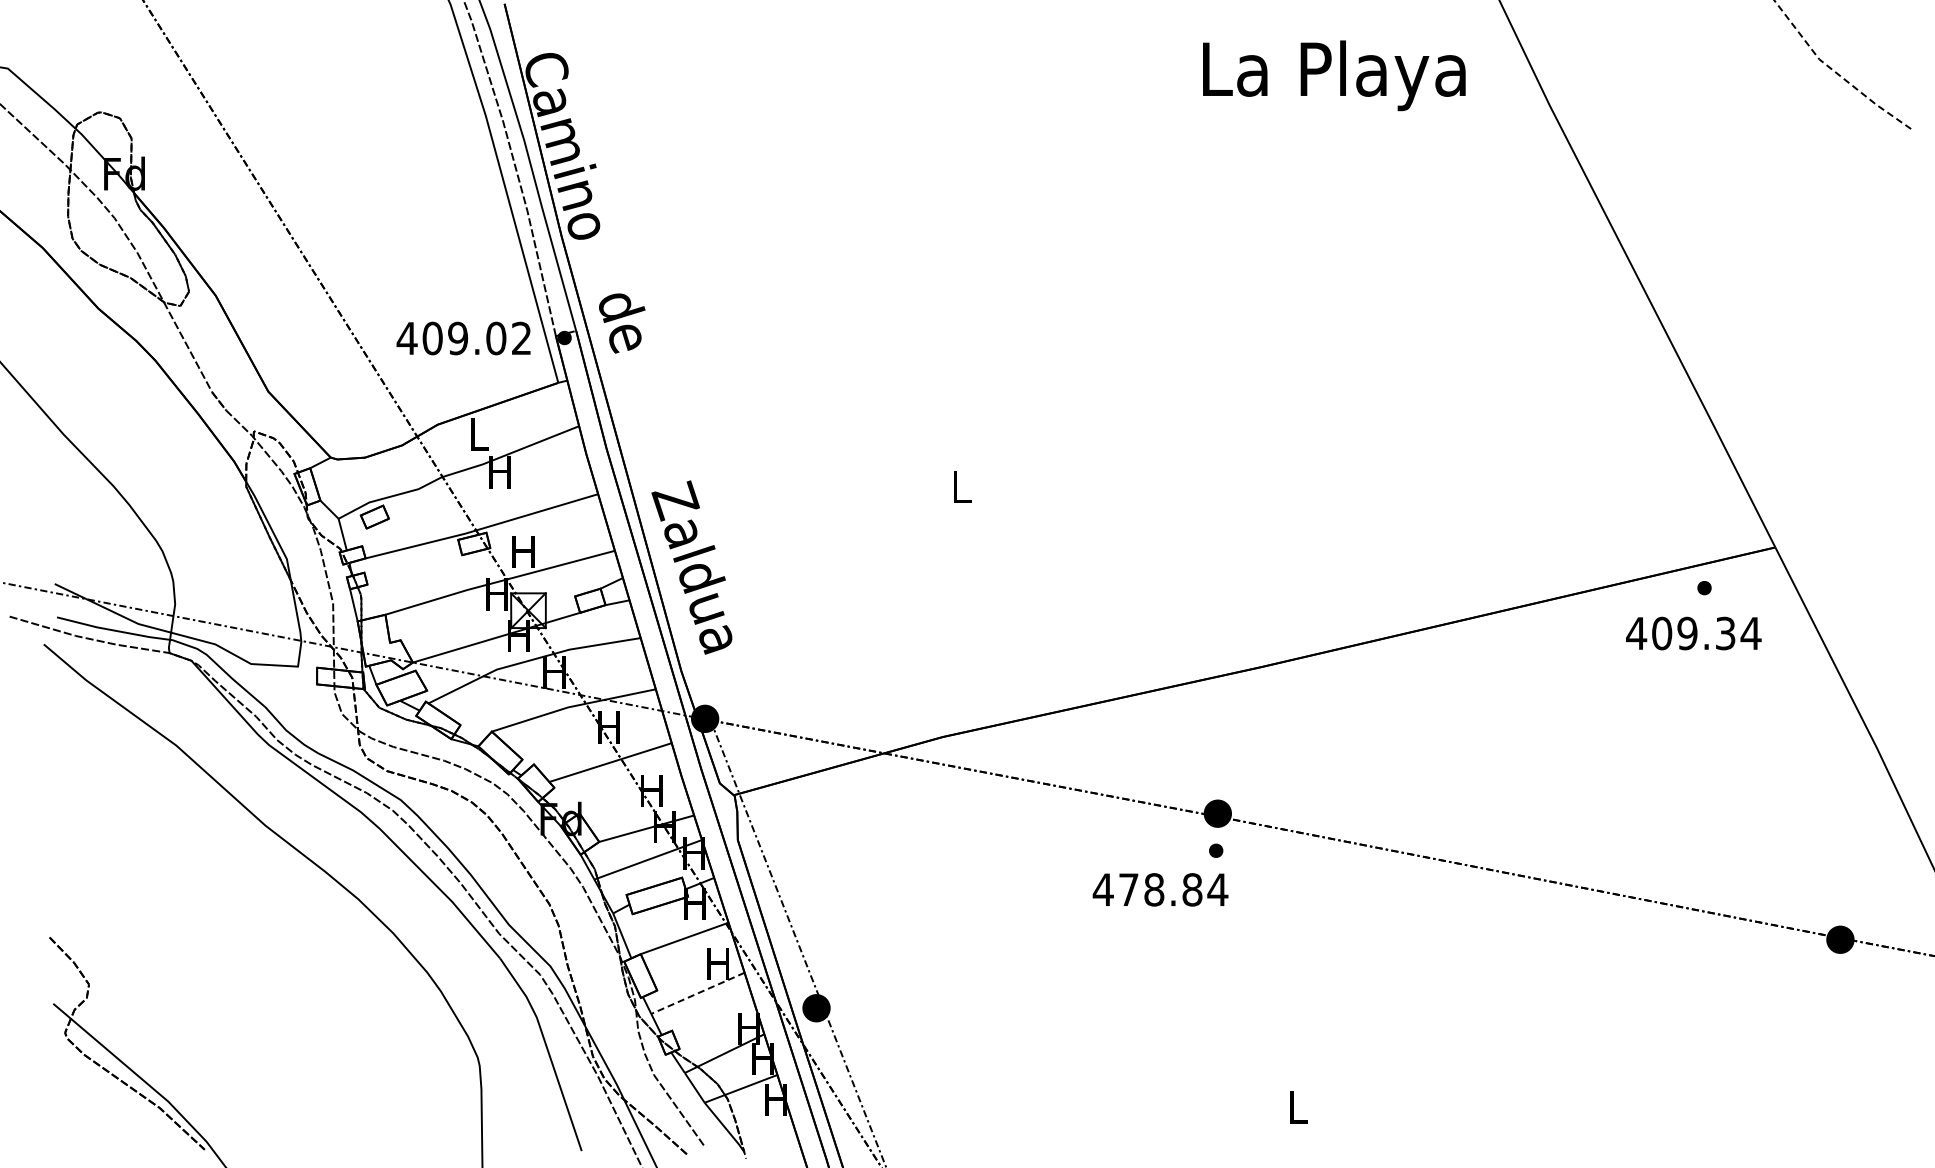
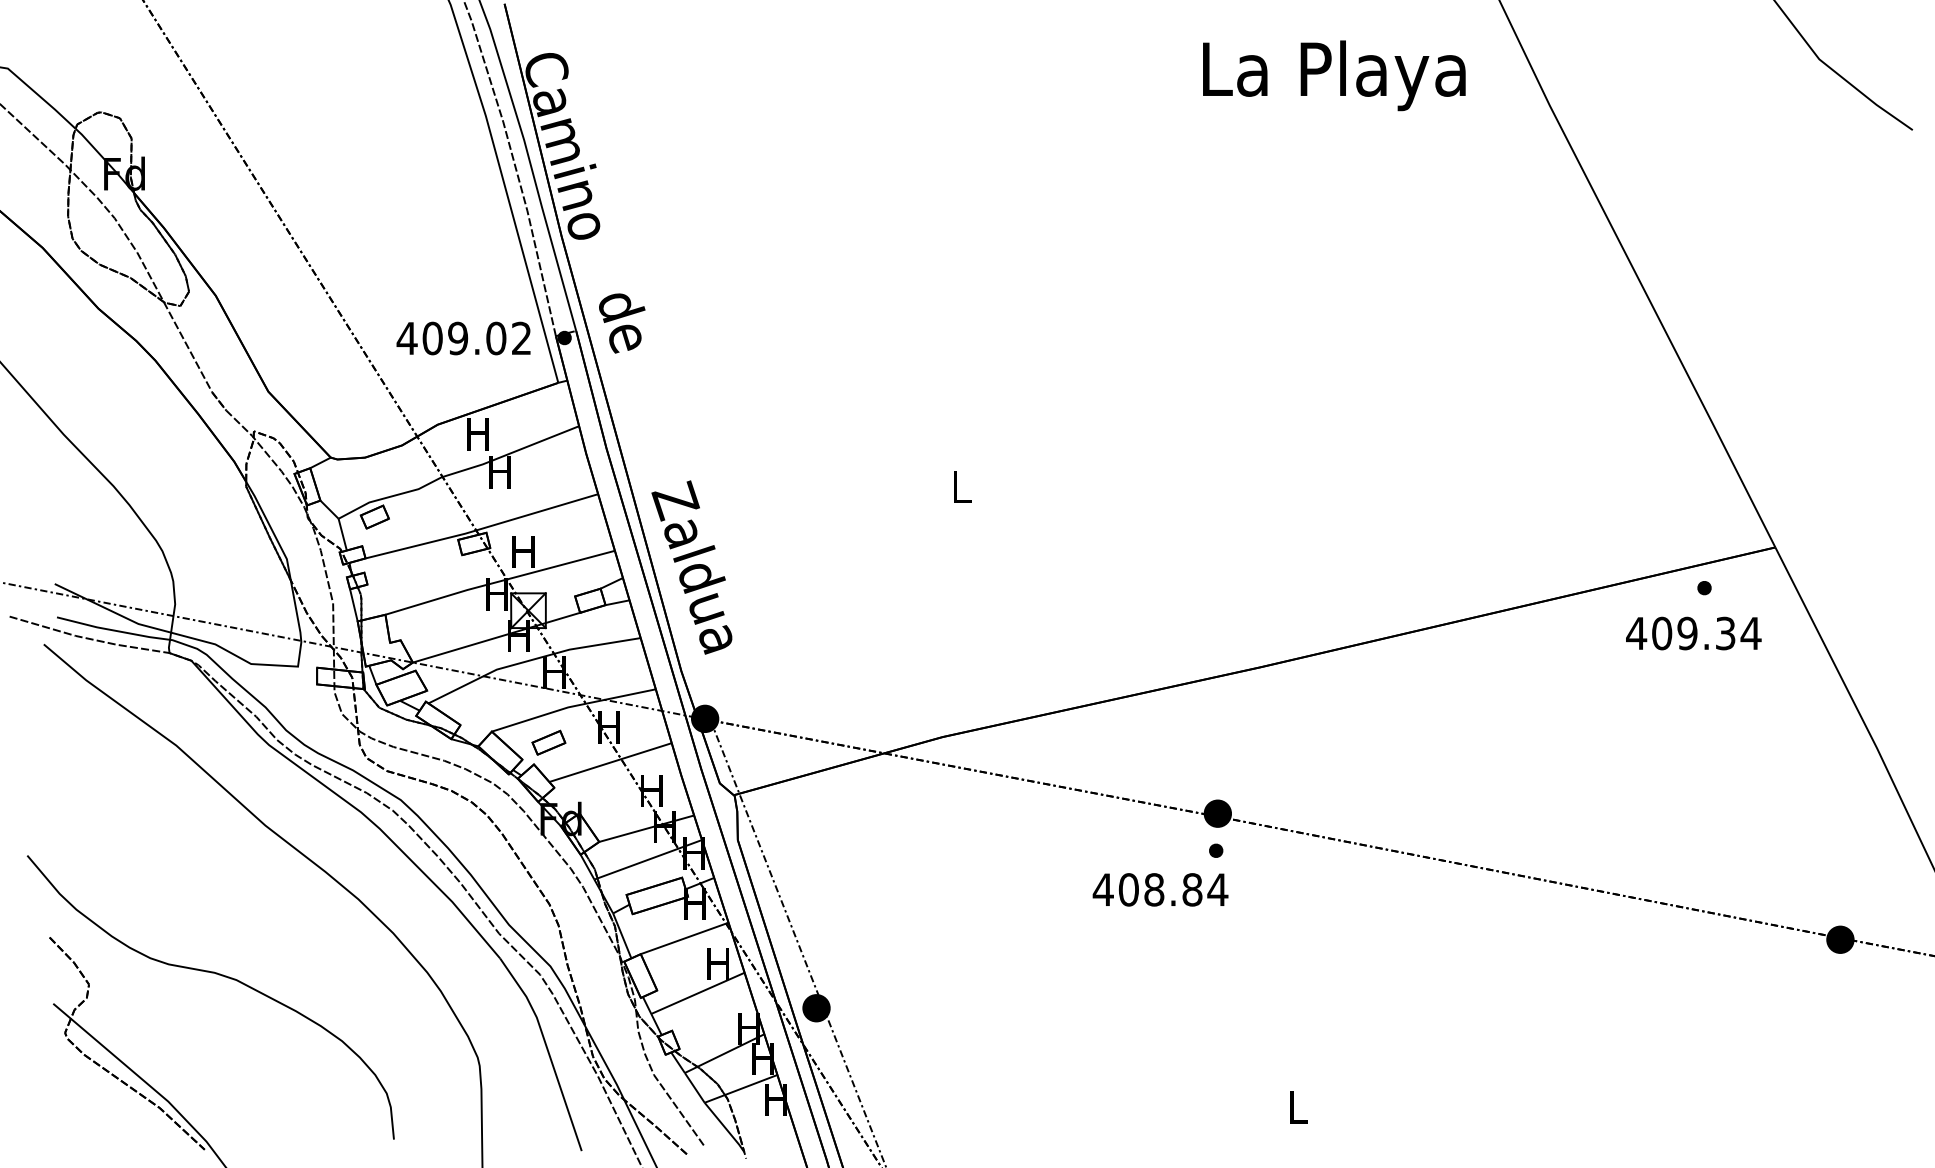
line: dashed -> solid (1837, 73)
text: L -> H (477, 434)
part: none -> present (548, 742)
text: 478.84 -> 408.84 (1128, 889)
curve: none -> present (216, 974)
line: dashed -> solid (697, 993)
